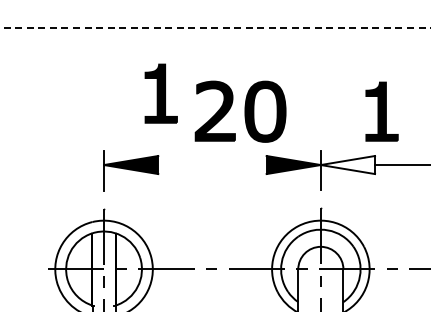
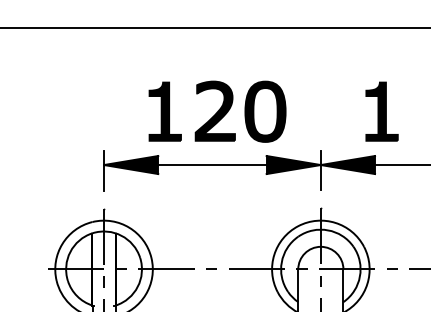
line: dashed -> solid (215, 28)
part position: (160, 93) -> (164, 111) (164, 111)
line: none -> present (212, 165)
fill: none -> present (347, 165)
